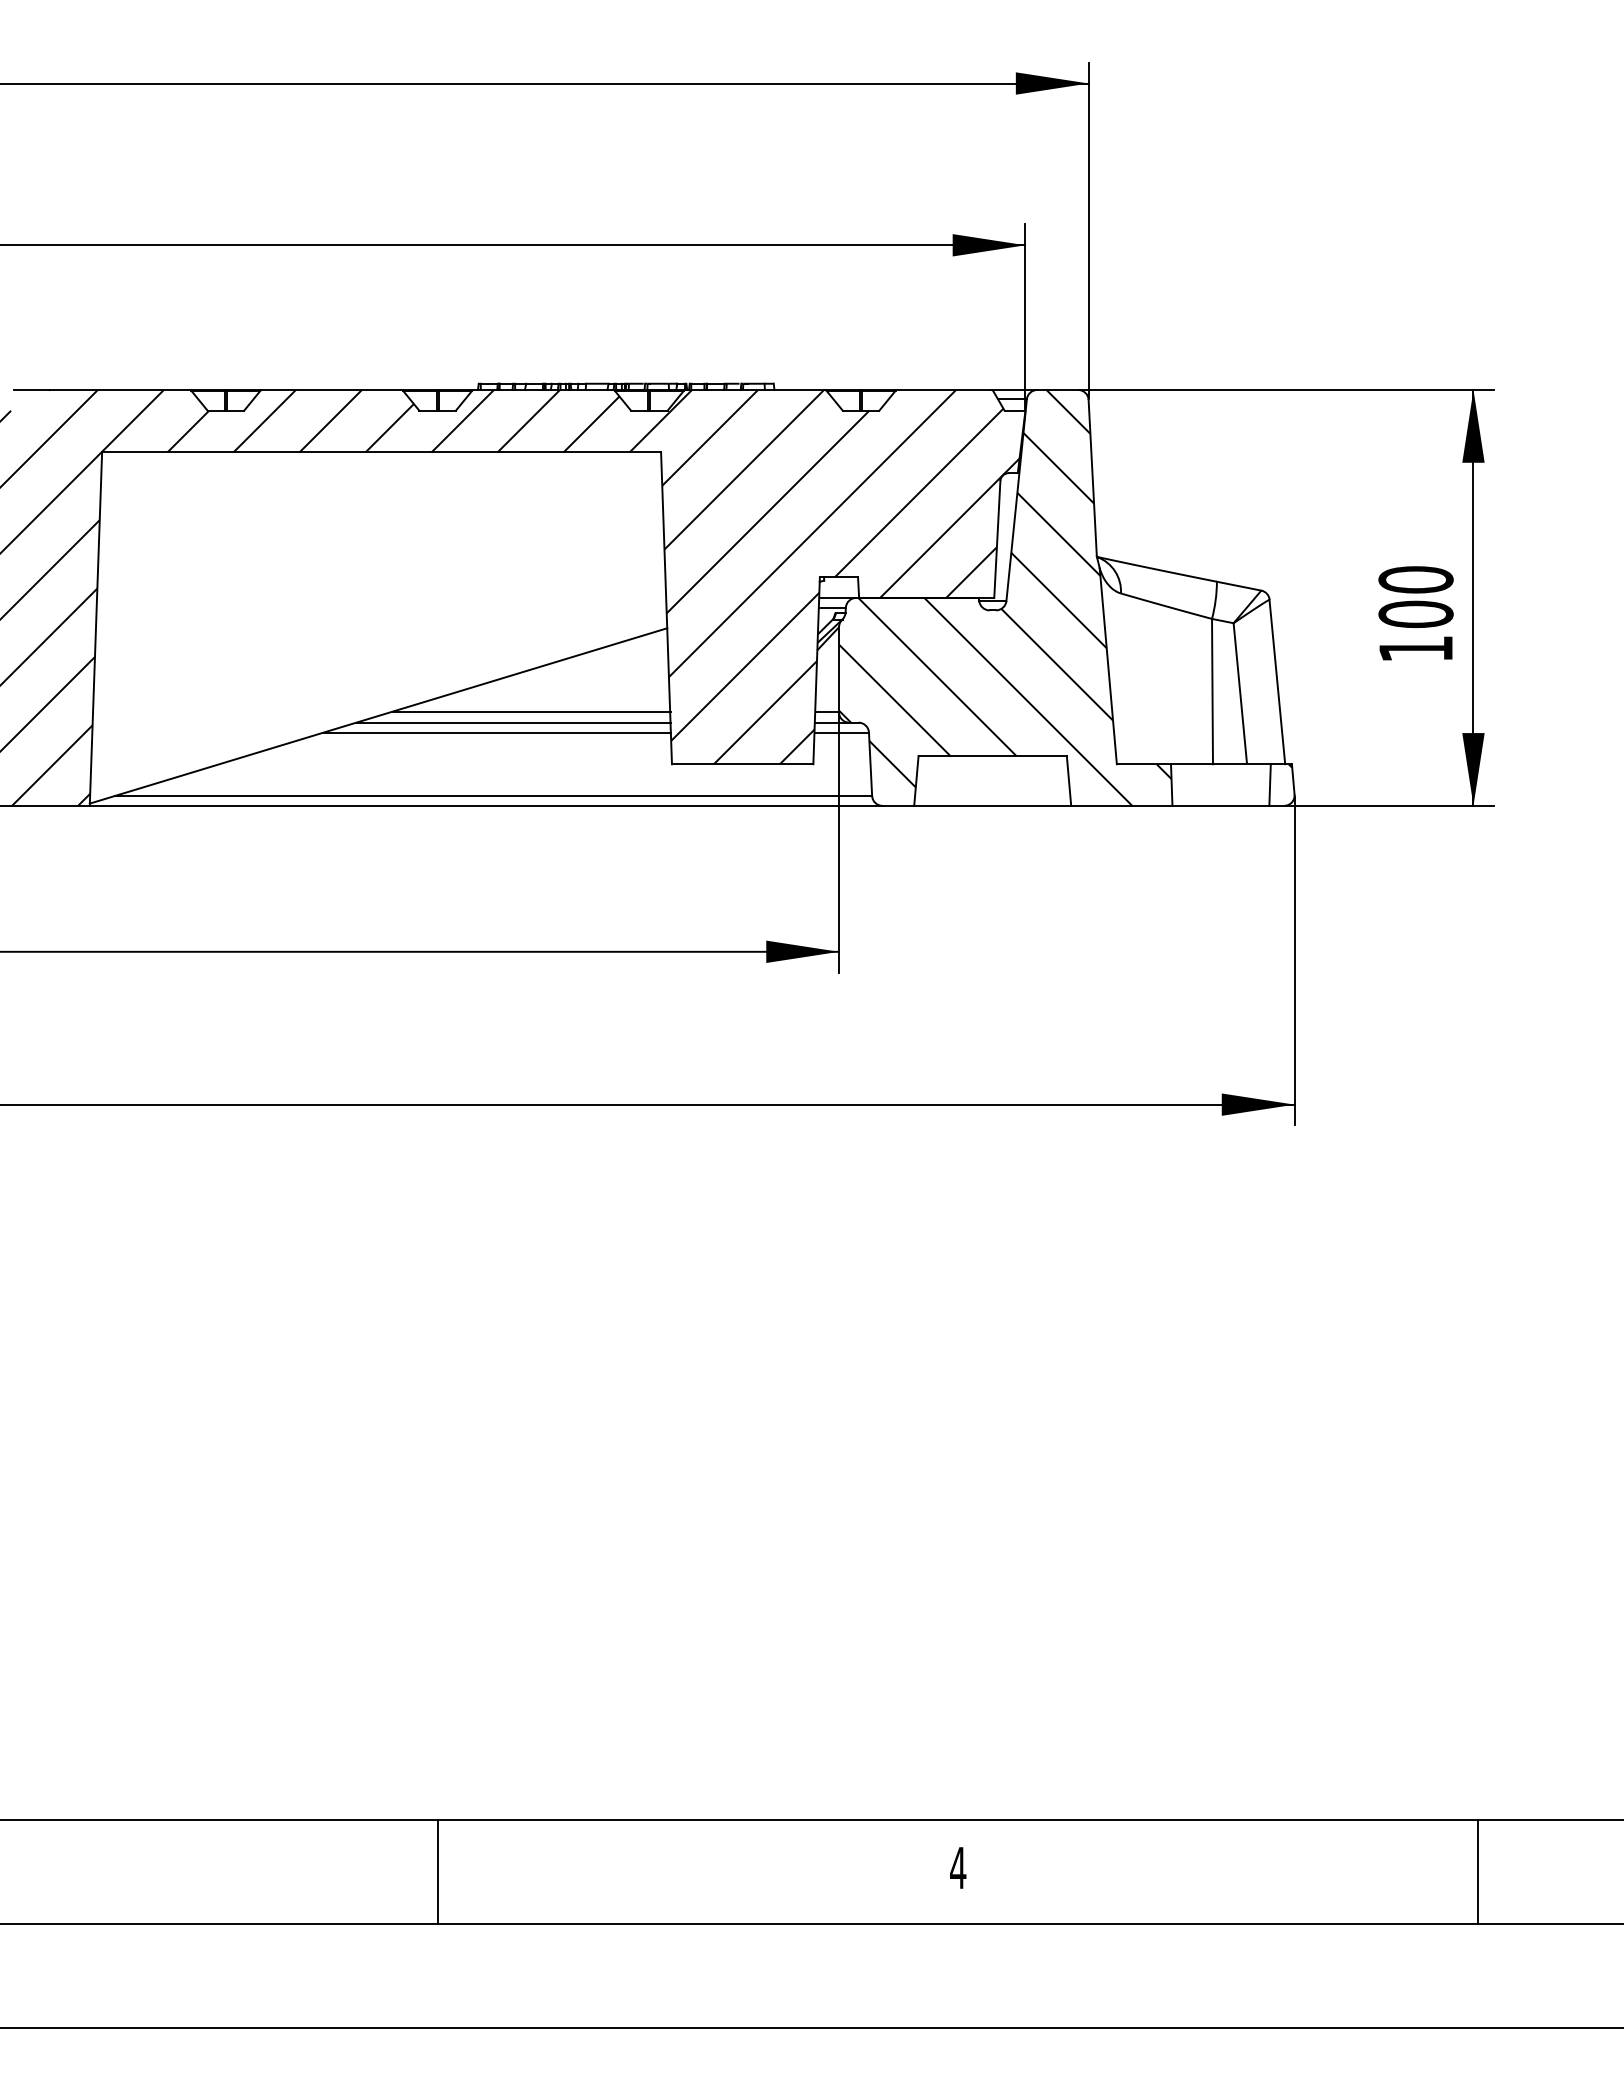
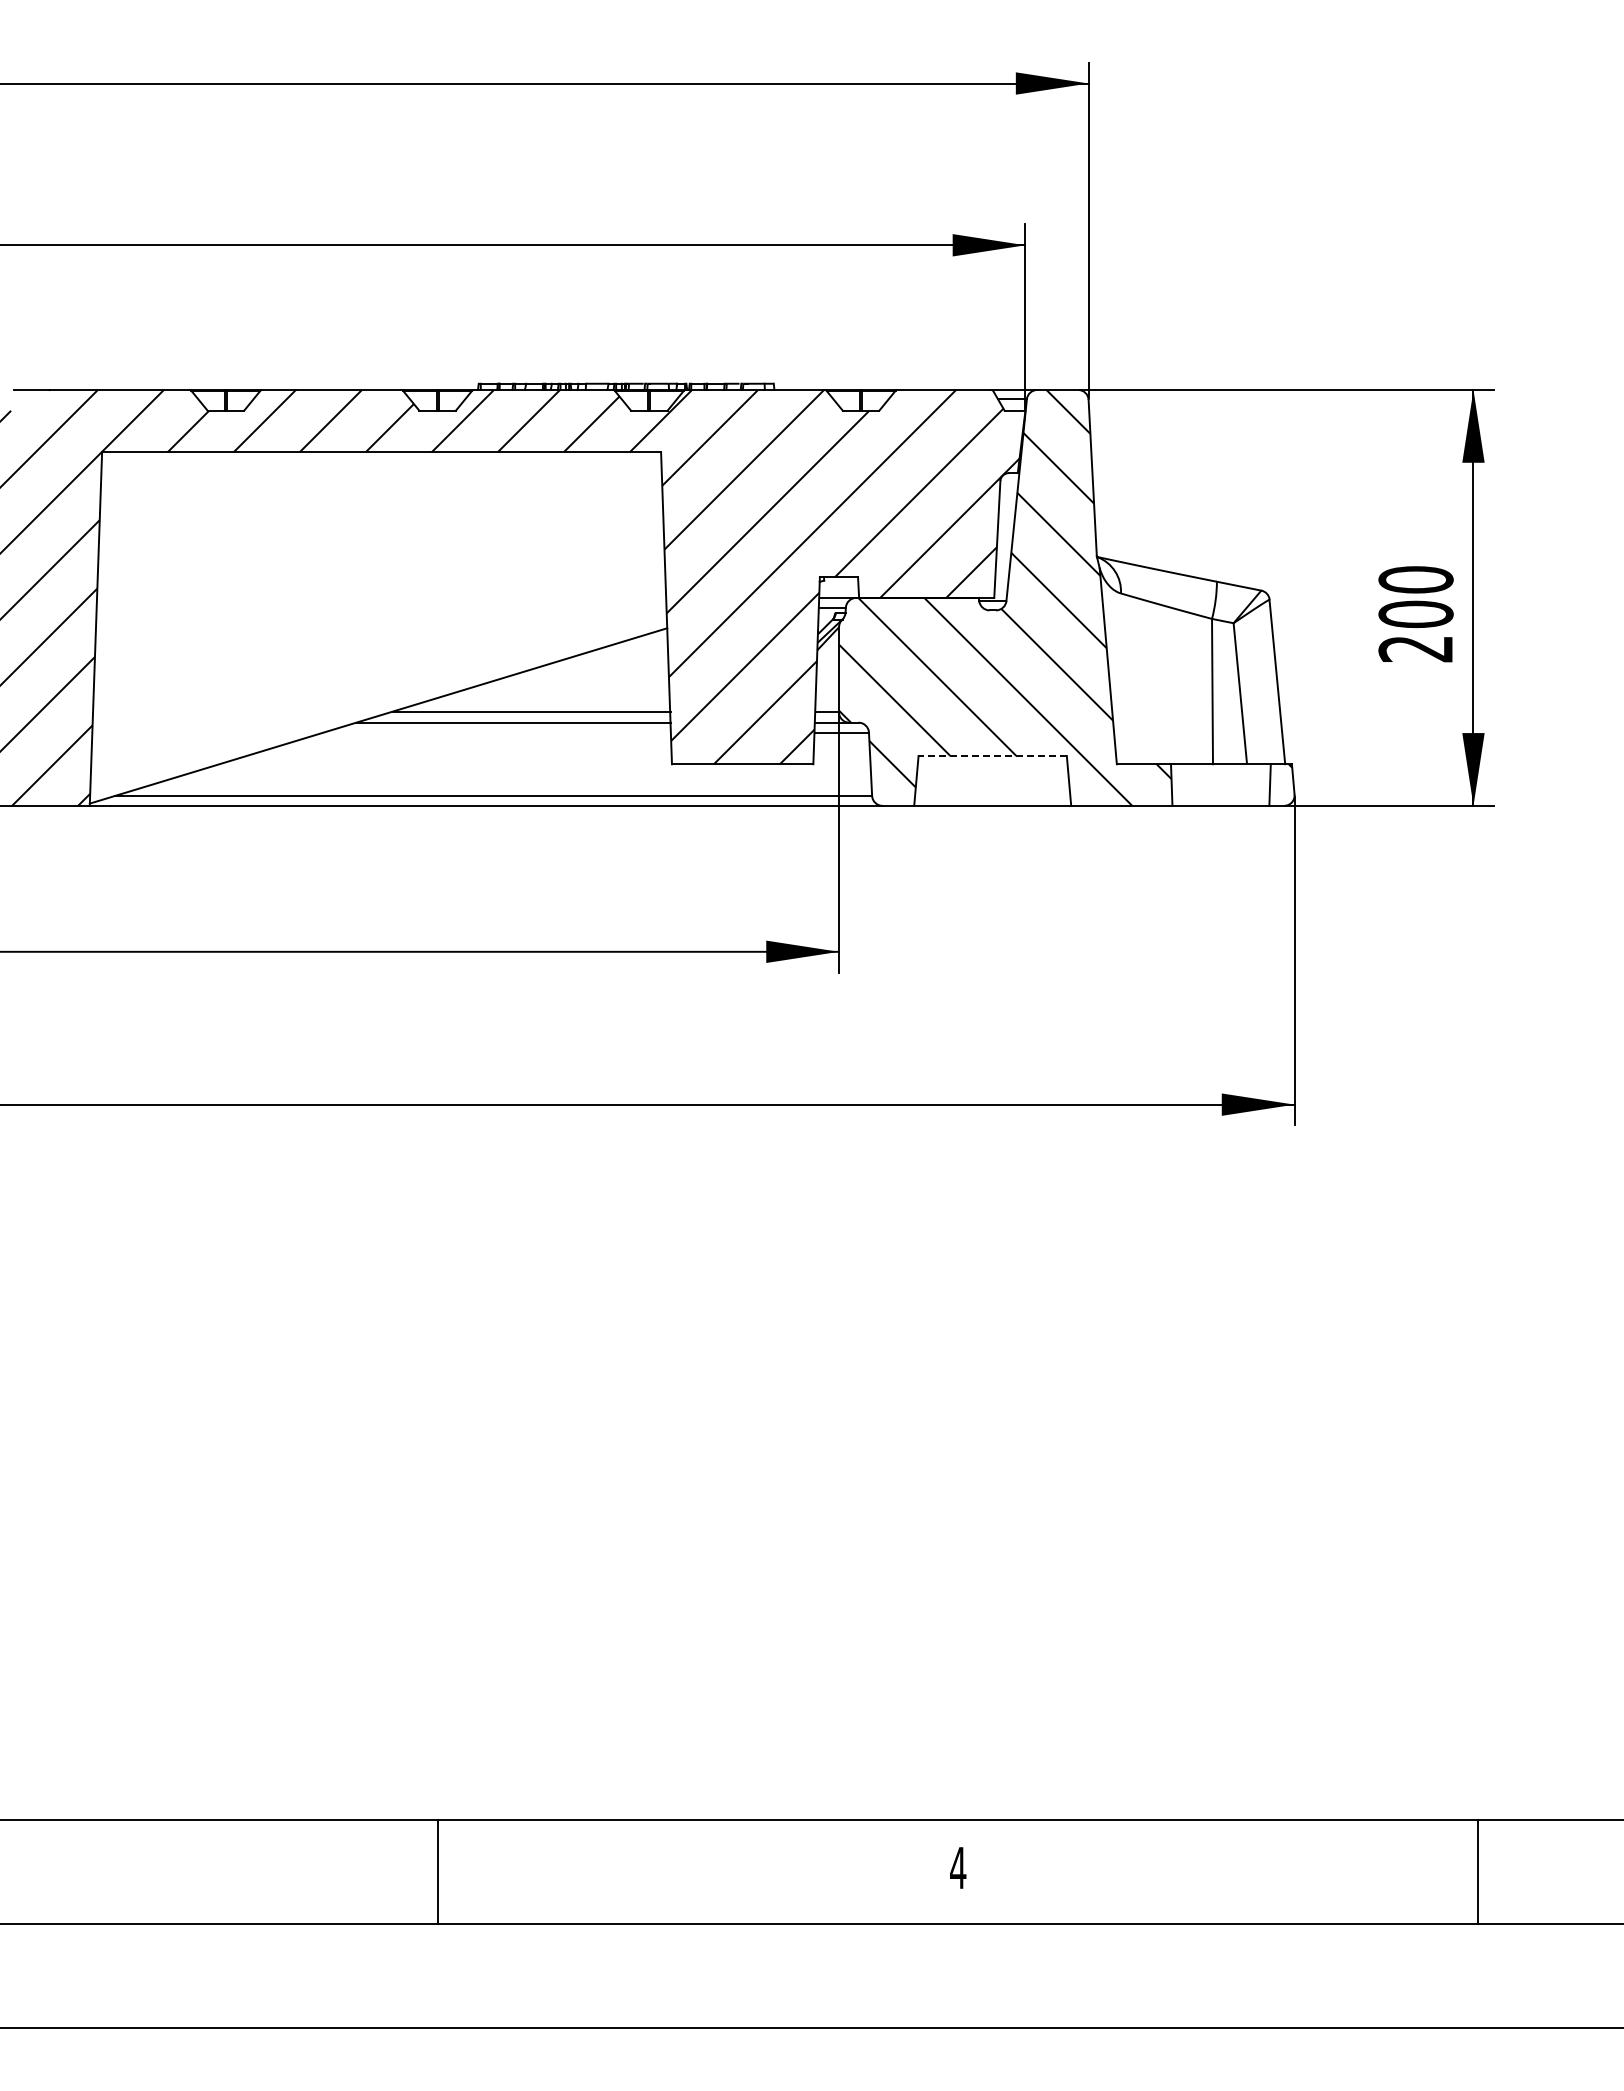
text: 100 -> 200 (1415, 649)
line: present -> none (497, 732)
line: solid -> dashed (992, 755)
